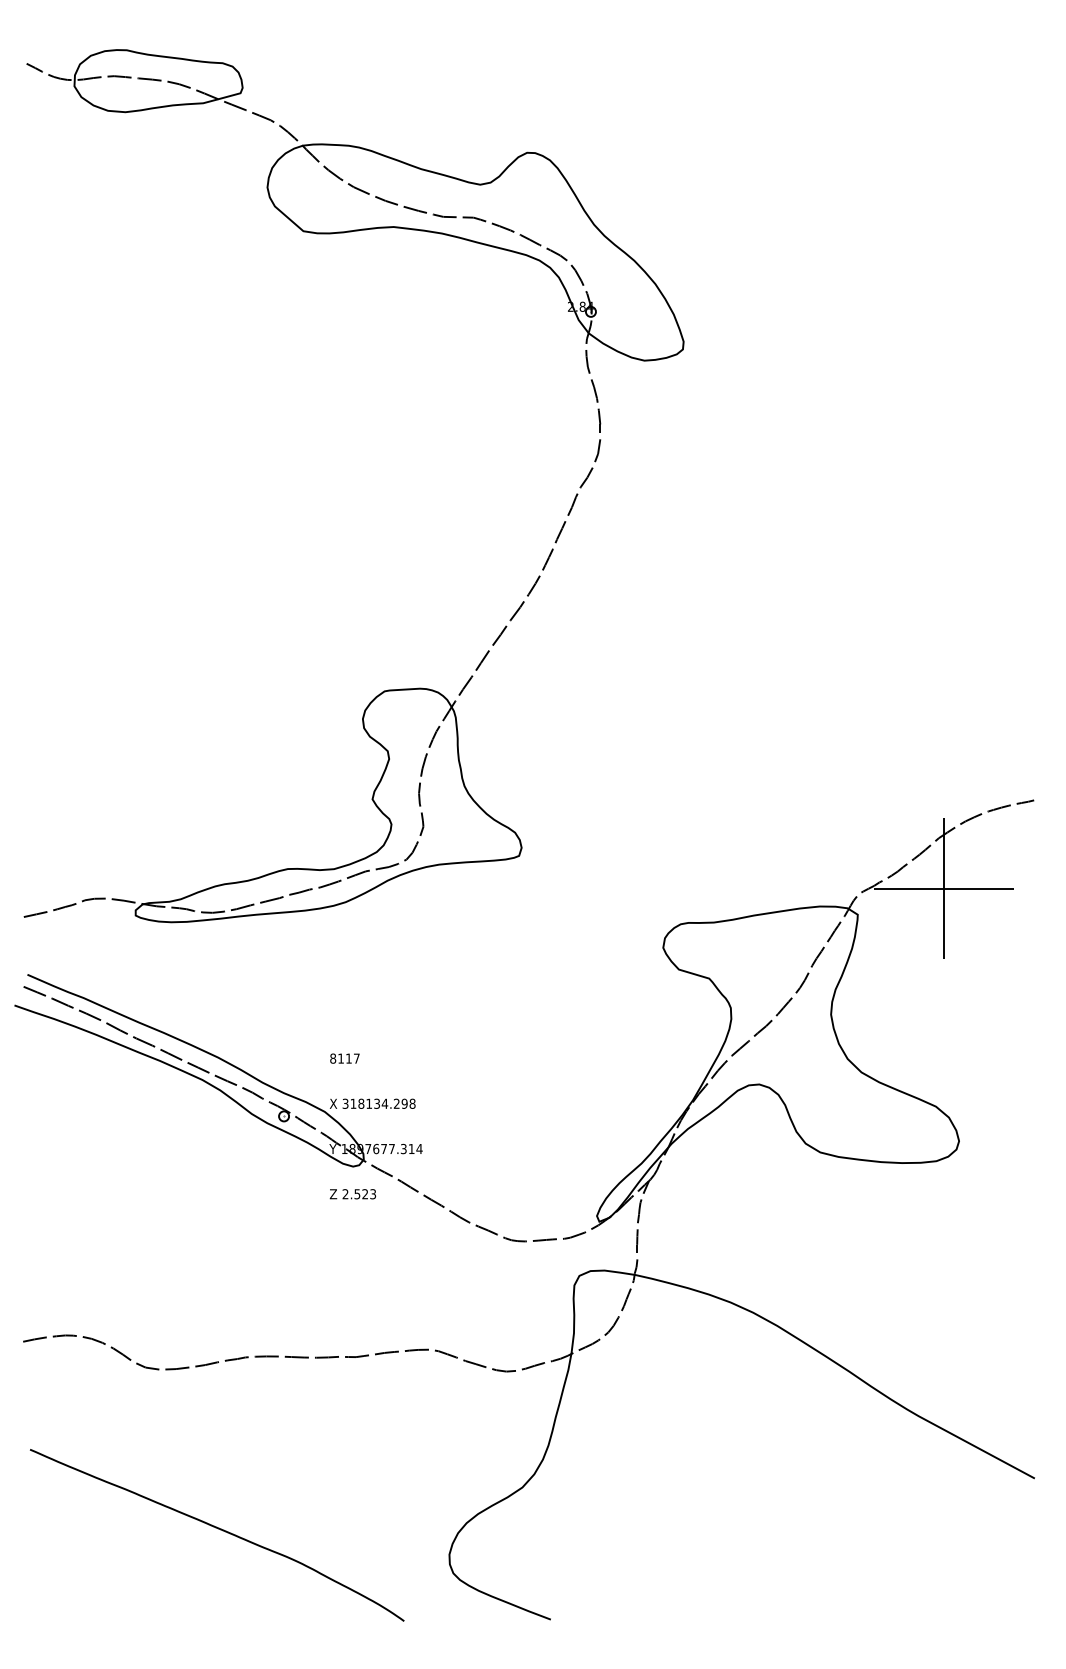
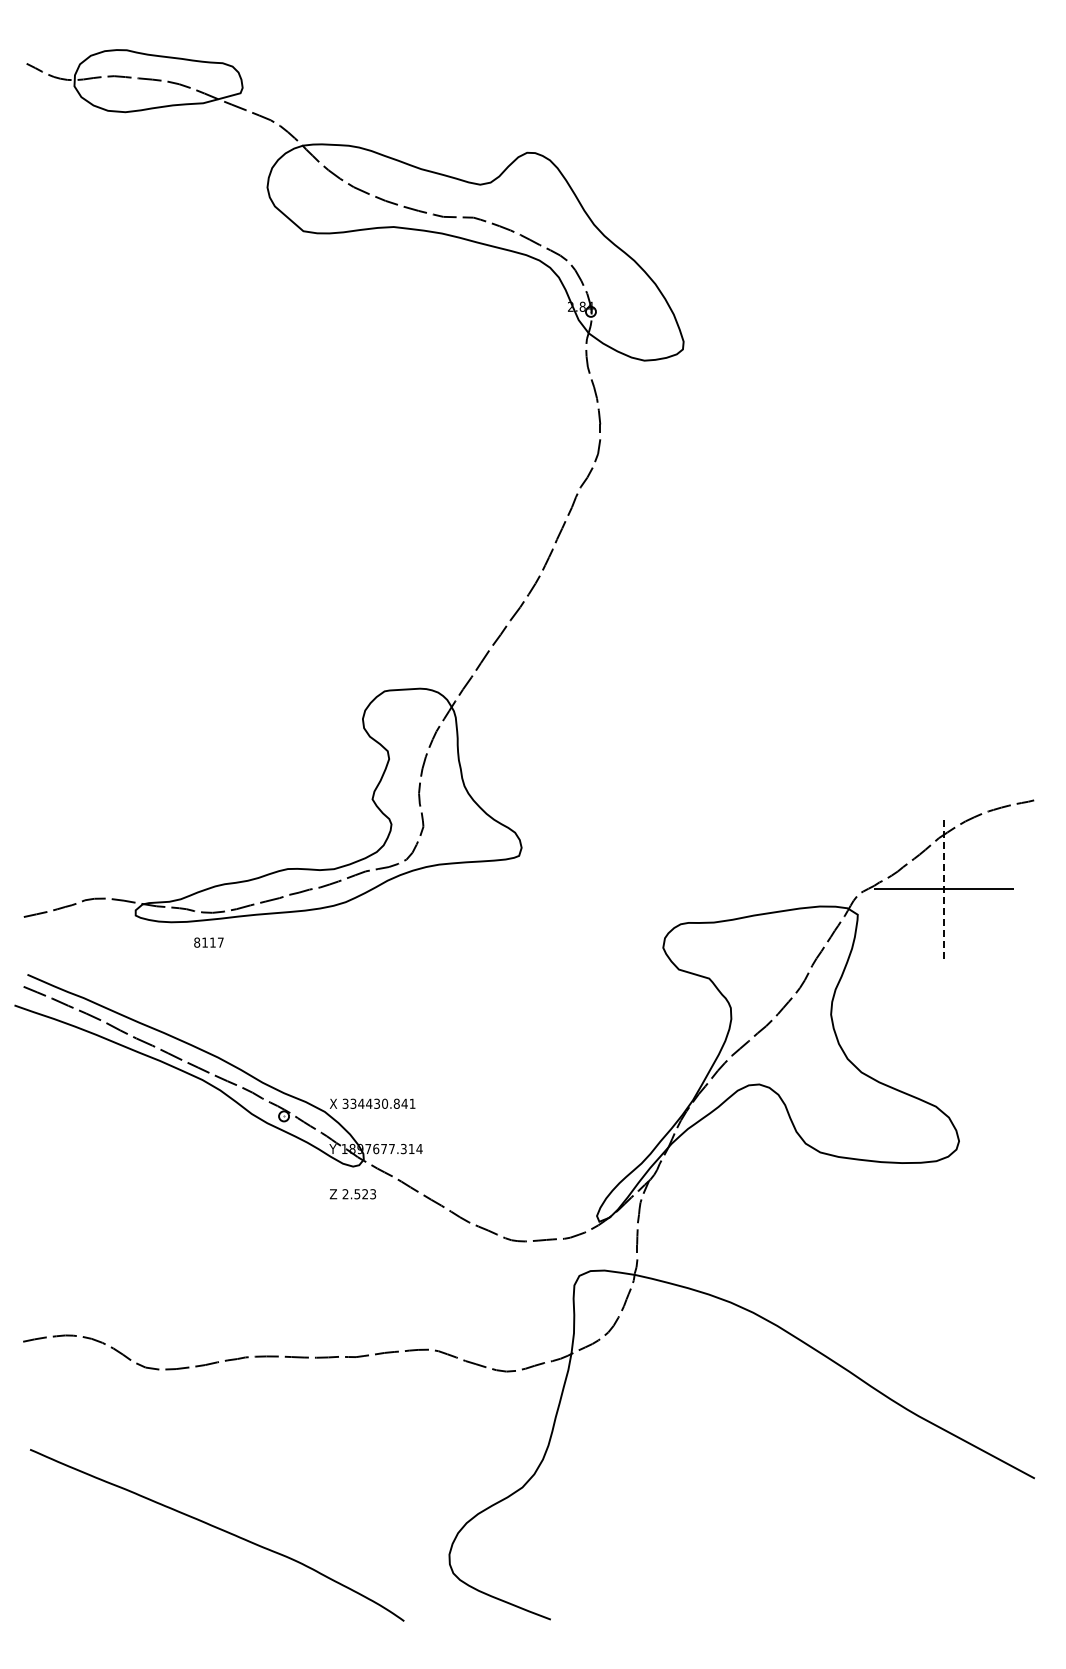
line: solid -> dashed (943, 888)
text position: (344, 1058) -> (208, 942) (208, 942)
text: 318134.298 -> 334430.841 (382, 1103)
